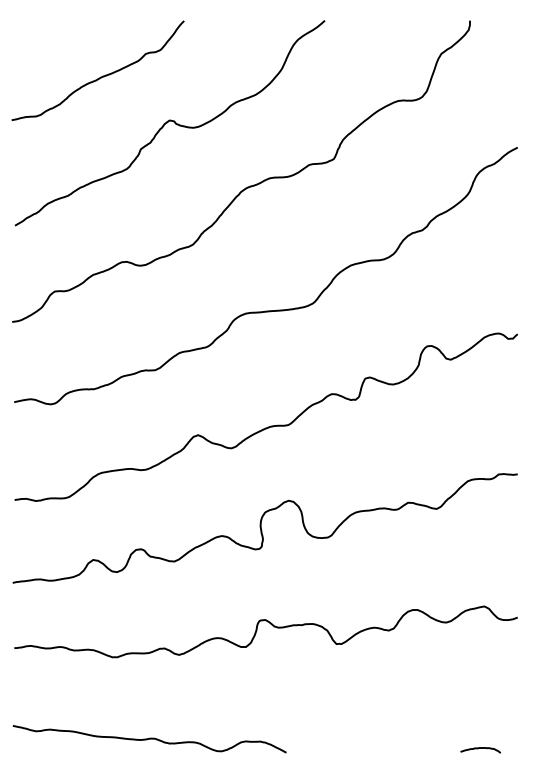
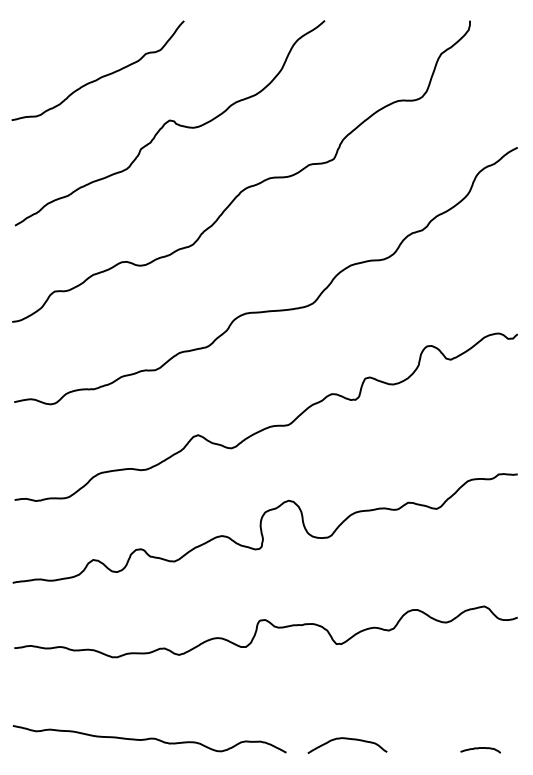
curve: none -> present (347, 739)
